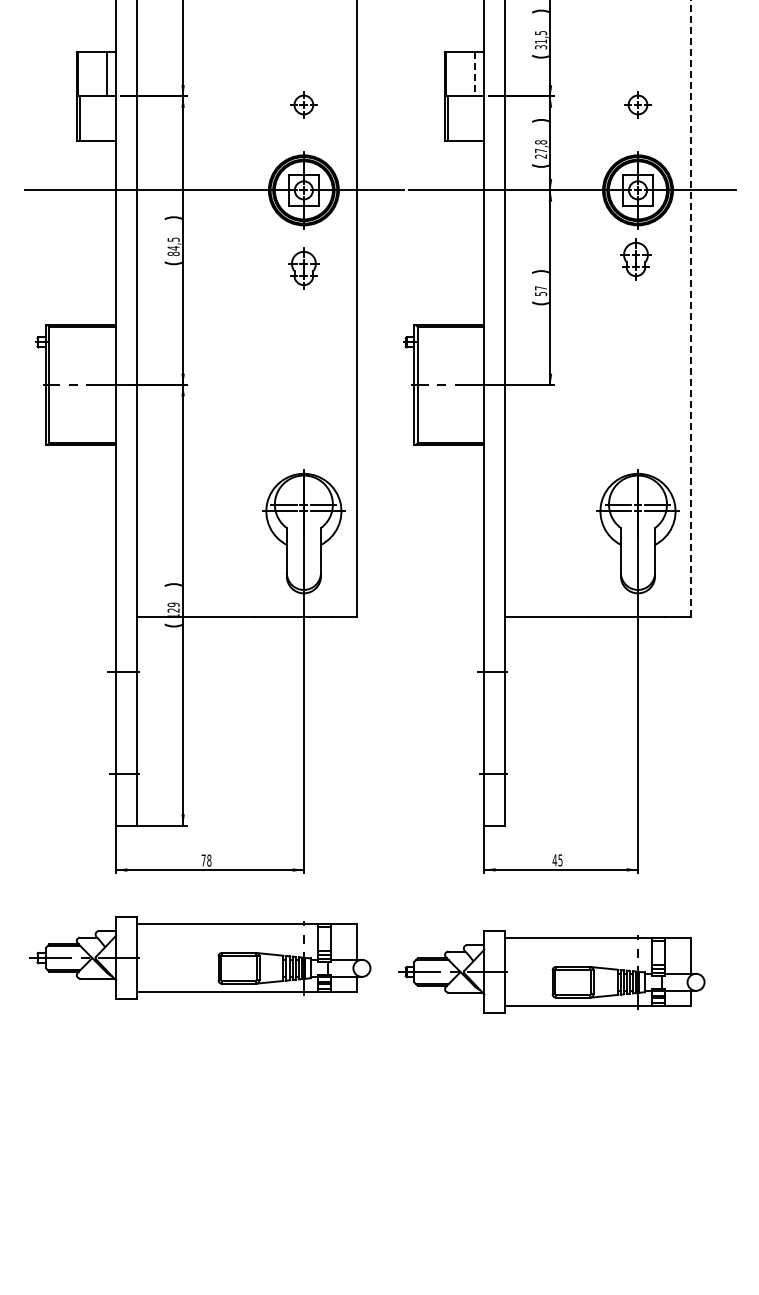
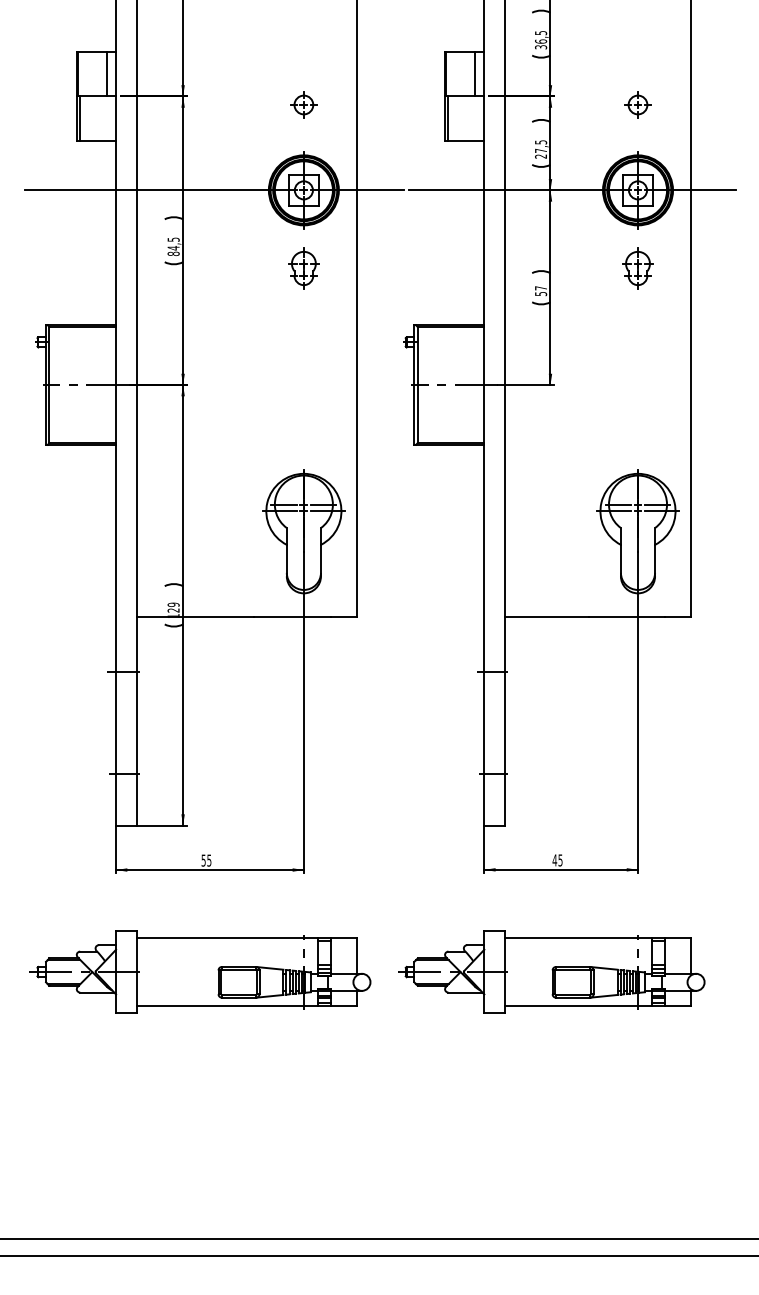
text: 31,5 -> 36,5 (541, 41)
line: dashed -> solid (474, 74)
text: 27,8 -> 27,5 (541, 142)
part position: (635, 259) -> (637, 268) (637, 268)
line: dashed -> solid (690, 308)
text: 78 -> 55 (206, 860)
part position: (200, 957) -> (200, 971) (200, 971)
line: none -> present (378, 1239)
line: none -> present (378, 1256)
